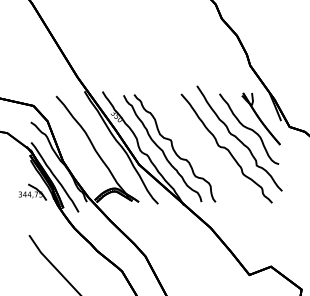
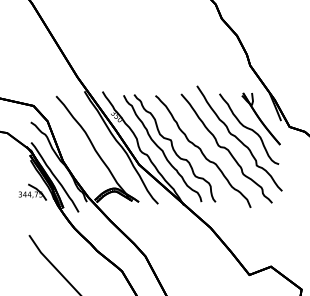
curve: none -> present (202, 151)
